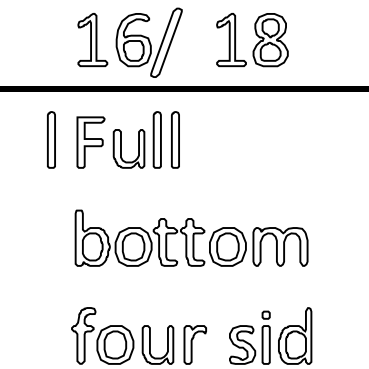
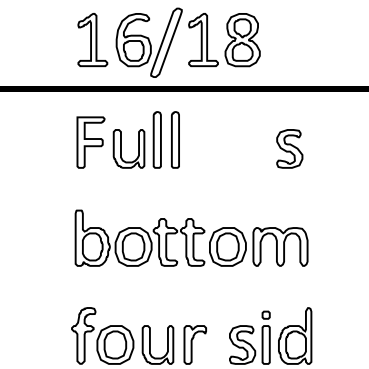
part position: (252, 40) -> (224, 40) (224, 40)
part: present -> none (51, 139)
part: none -> present (289, 148)
